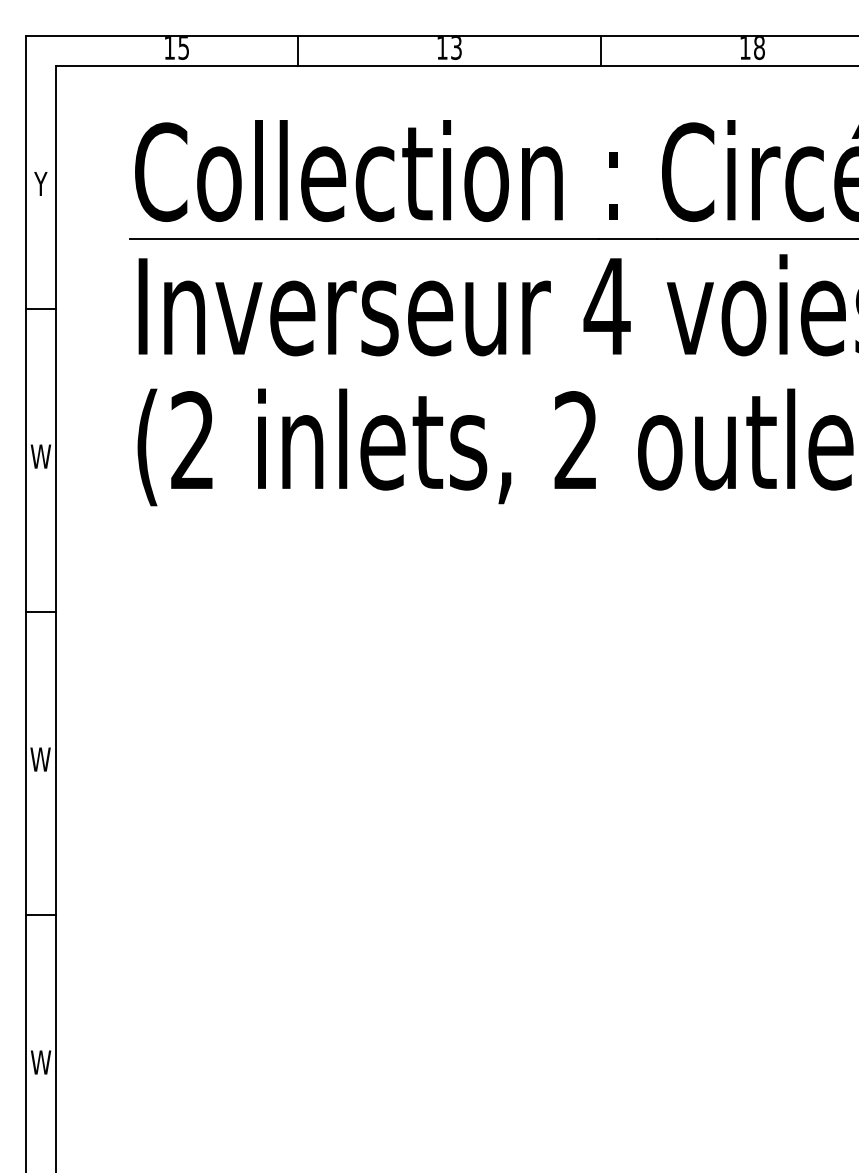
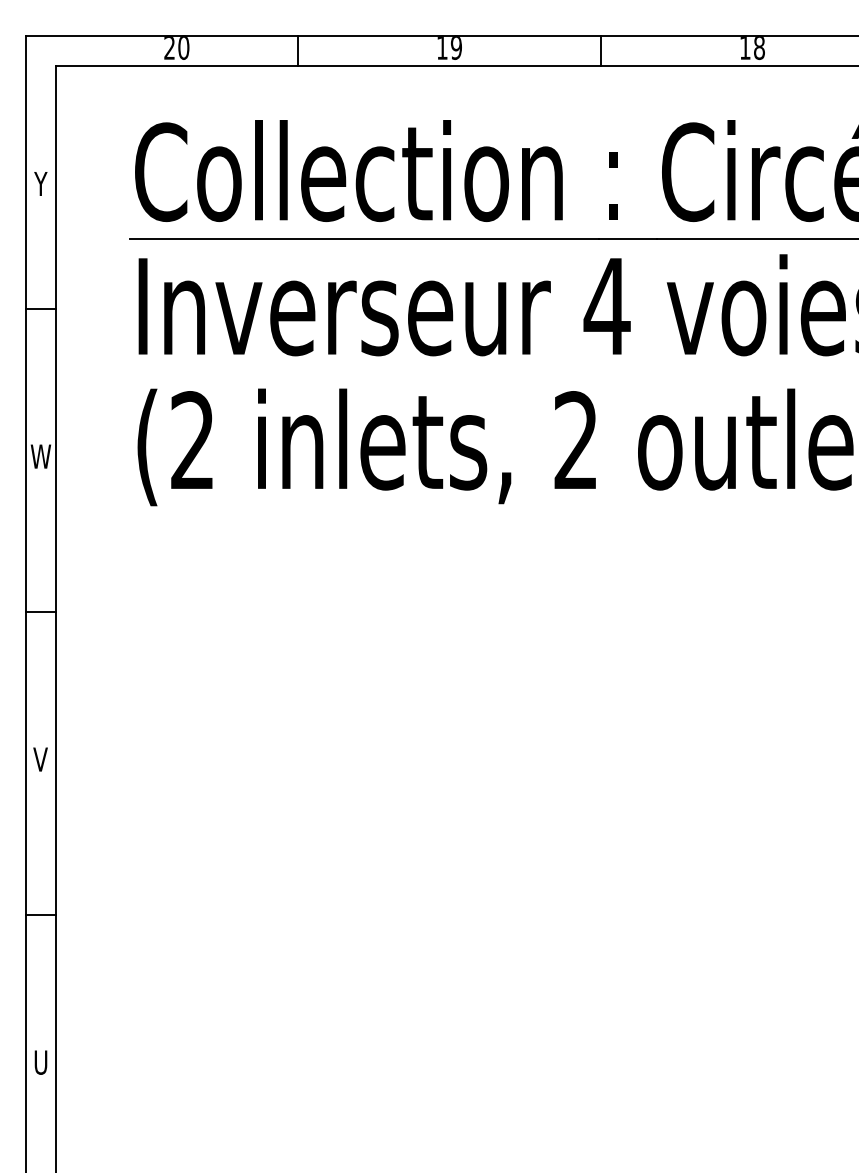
text: 15 -> 20 (176, 48)
text: 13 -> 19 (455, 48)
text: W -> V (40, 759)
text: W -> U (40, 1062)
